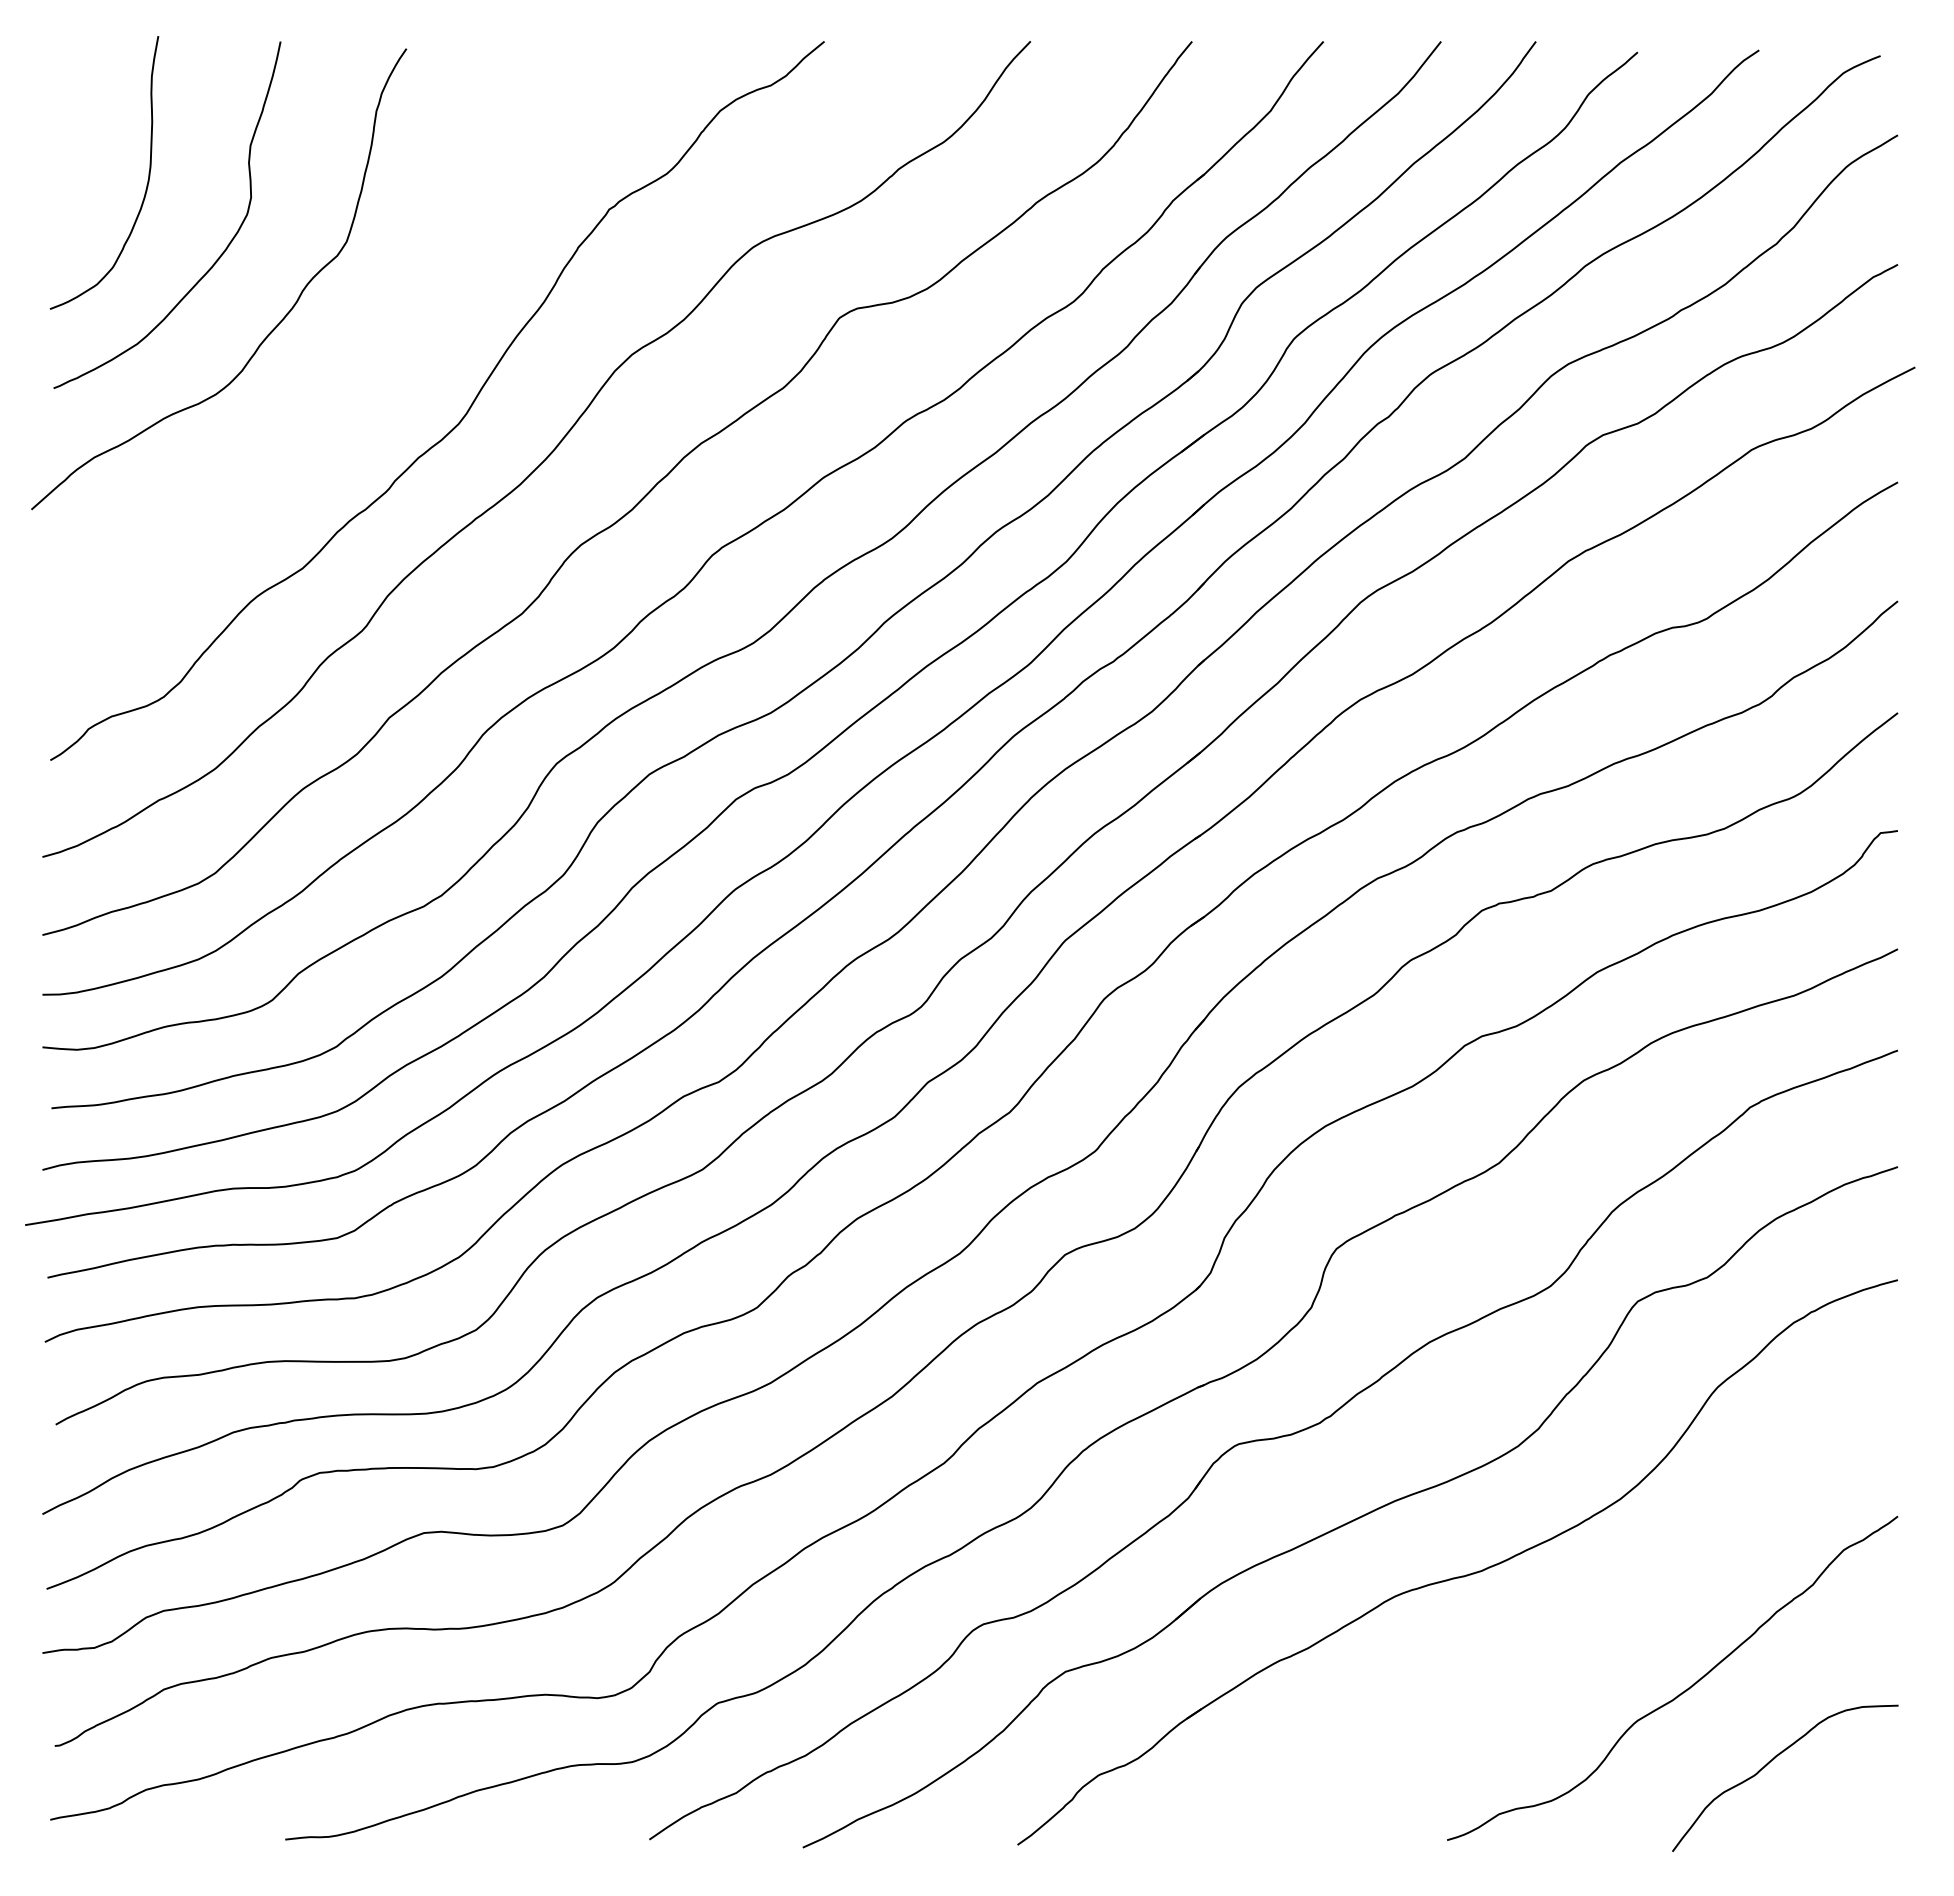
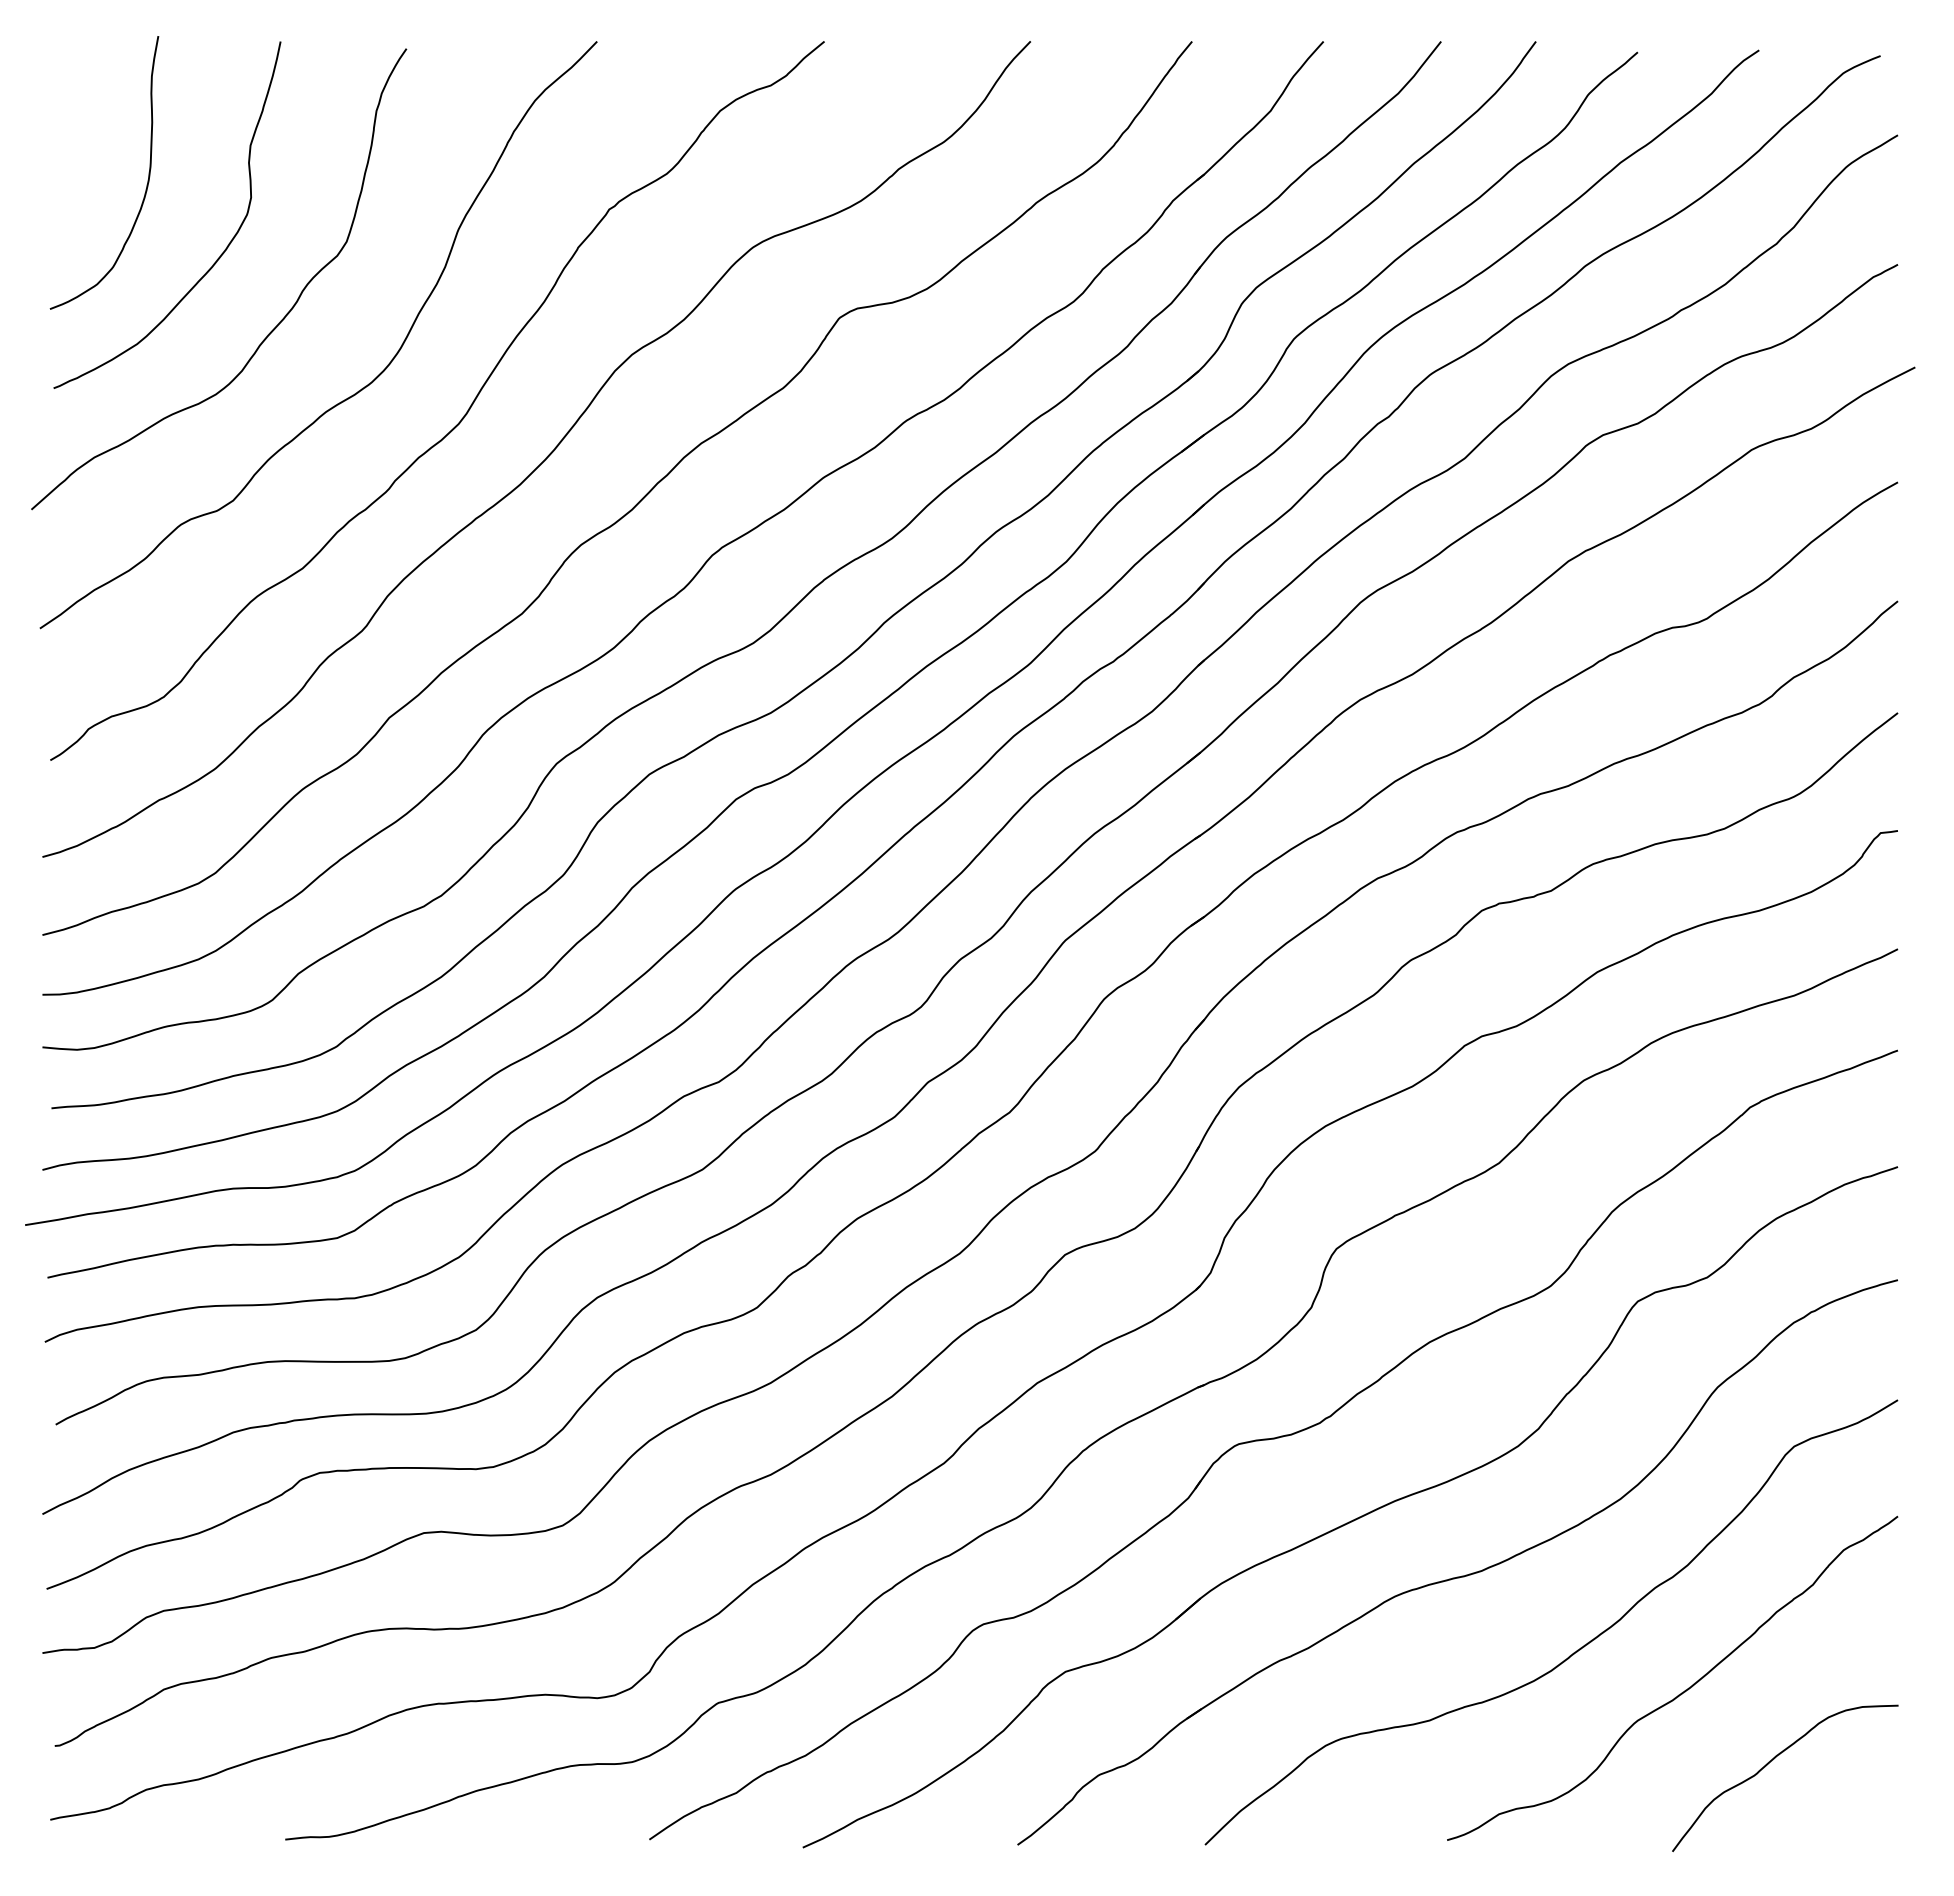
curve: none -> present (358, 390)
curve: none -> present (1573, 1652)
